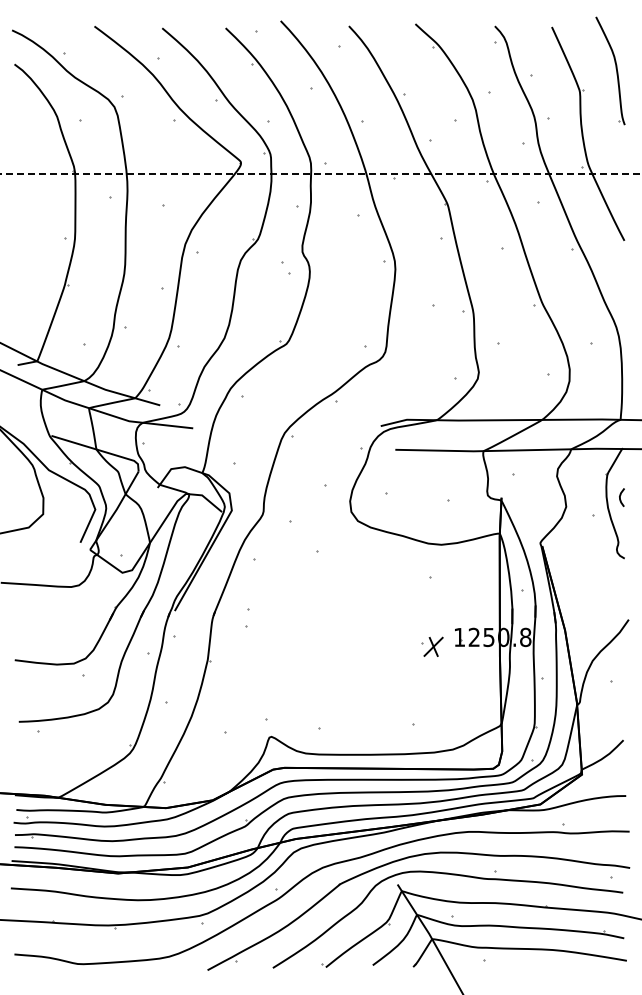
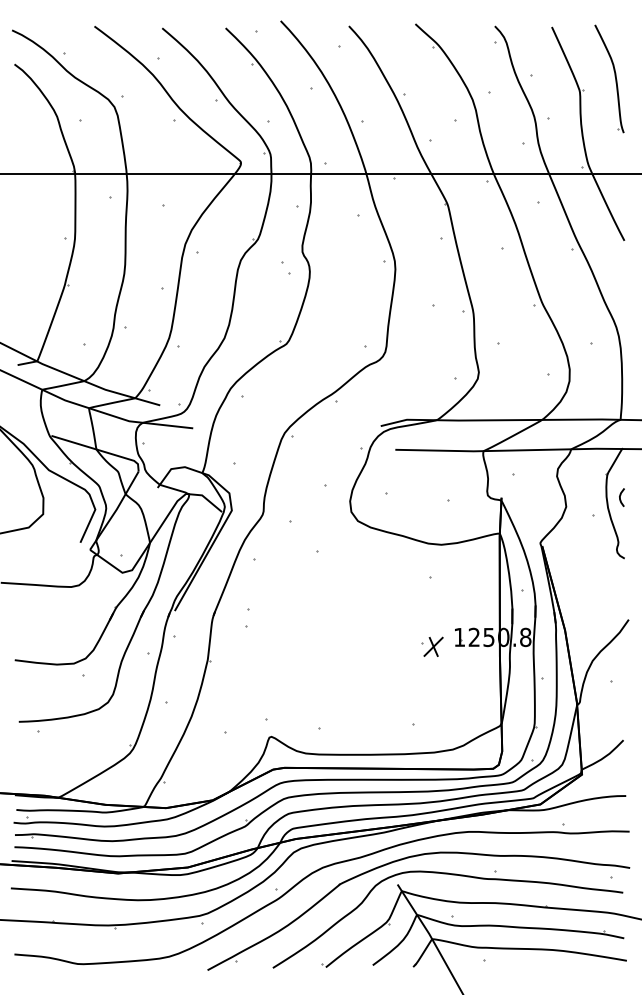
part position: (610, 70) -> (609, 78) (609, 78)
line: dashed -> solid (321, 173)
